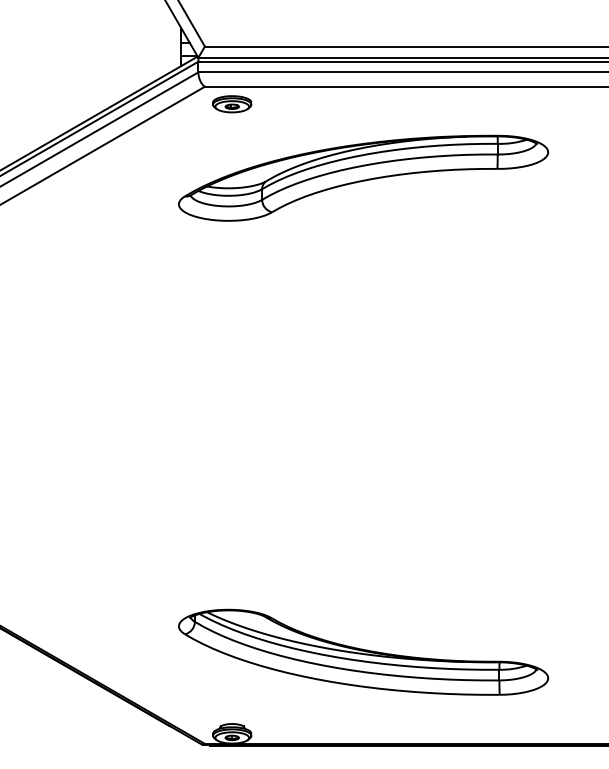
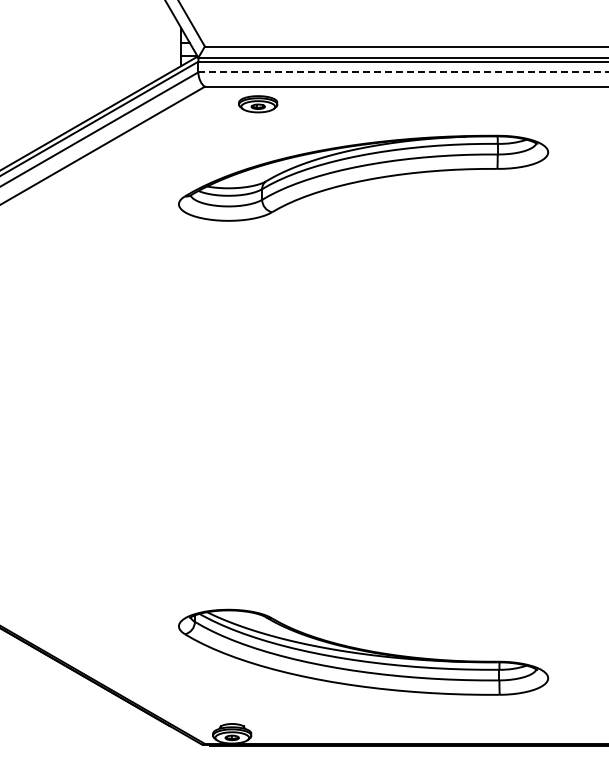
line: solid -> dashed (403, 72)
part position: (232, 104) -> (258, 104) (258, 104)
